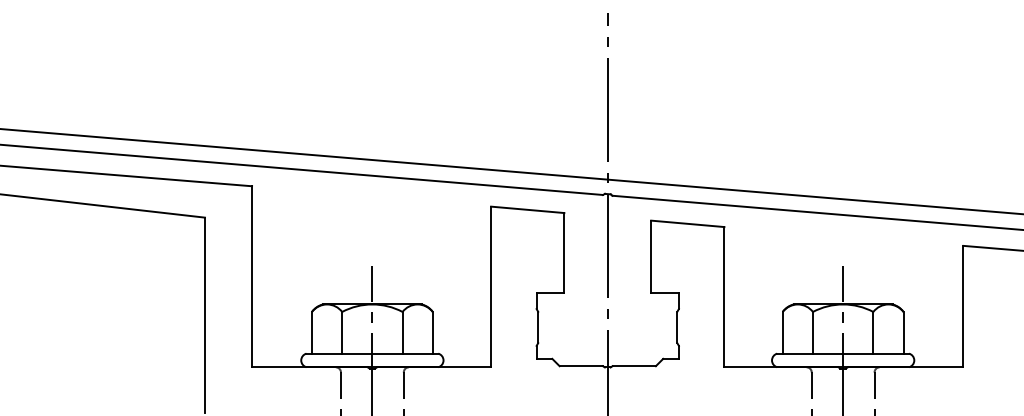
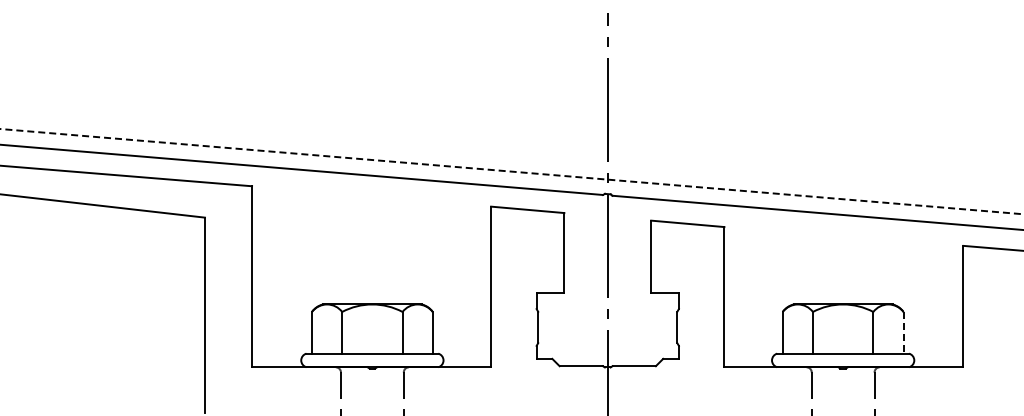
line: solid -> dashed (511, 171)
line: solid -> dashed (903, 332)
line: present -> none (372, 339)
line: present -> none (843, 339)
